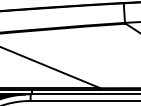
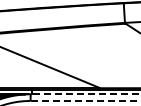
line: solid -> dashed (82, 94)
line: solid -> dashed (85, 100)
